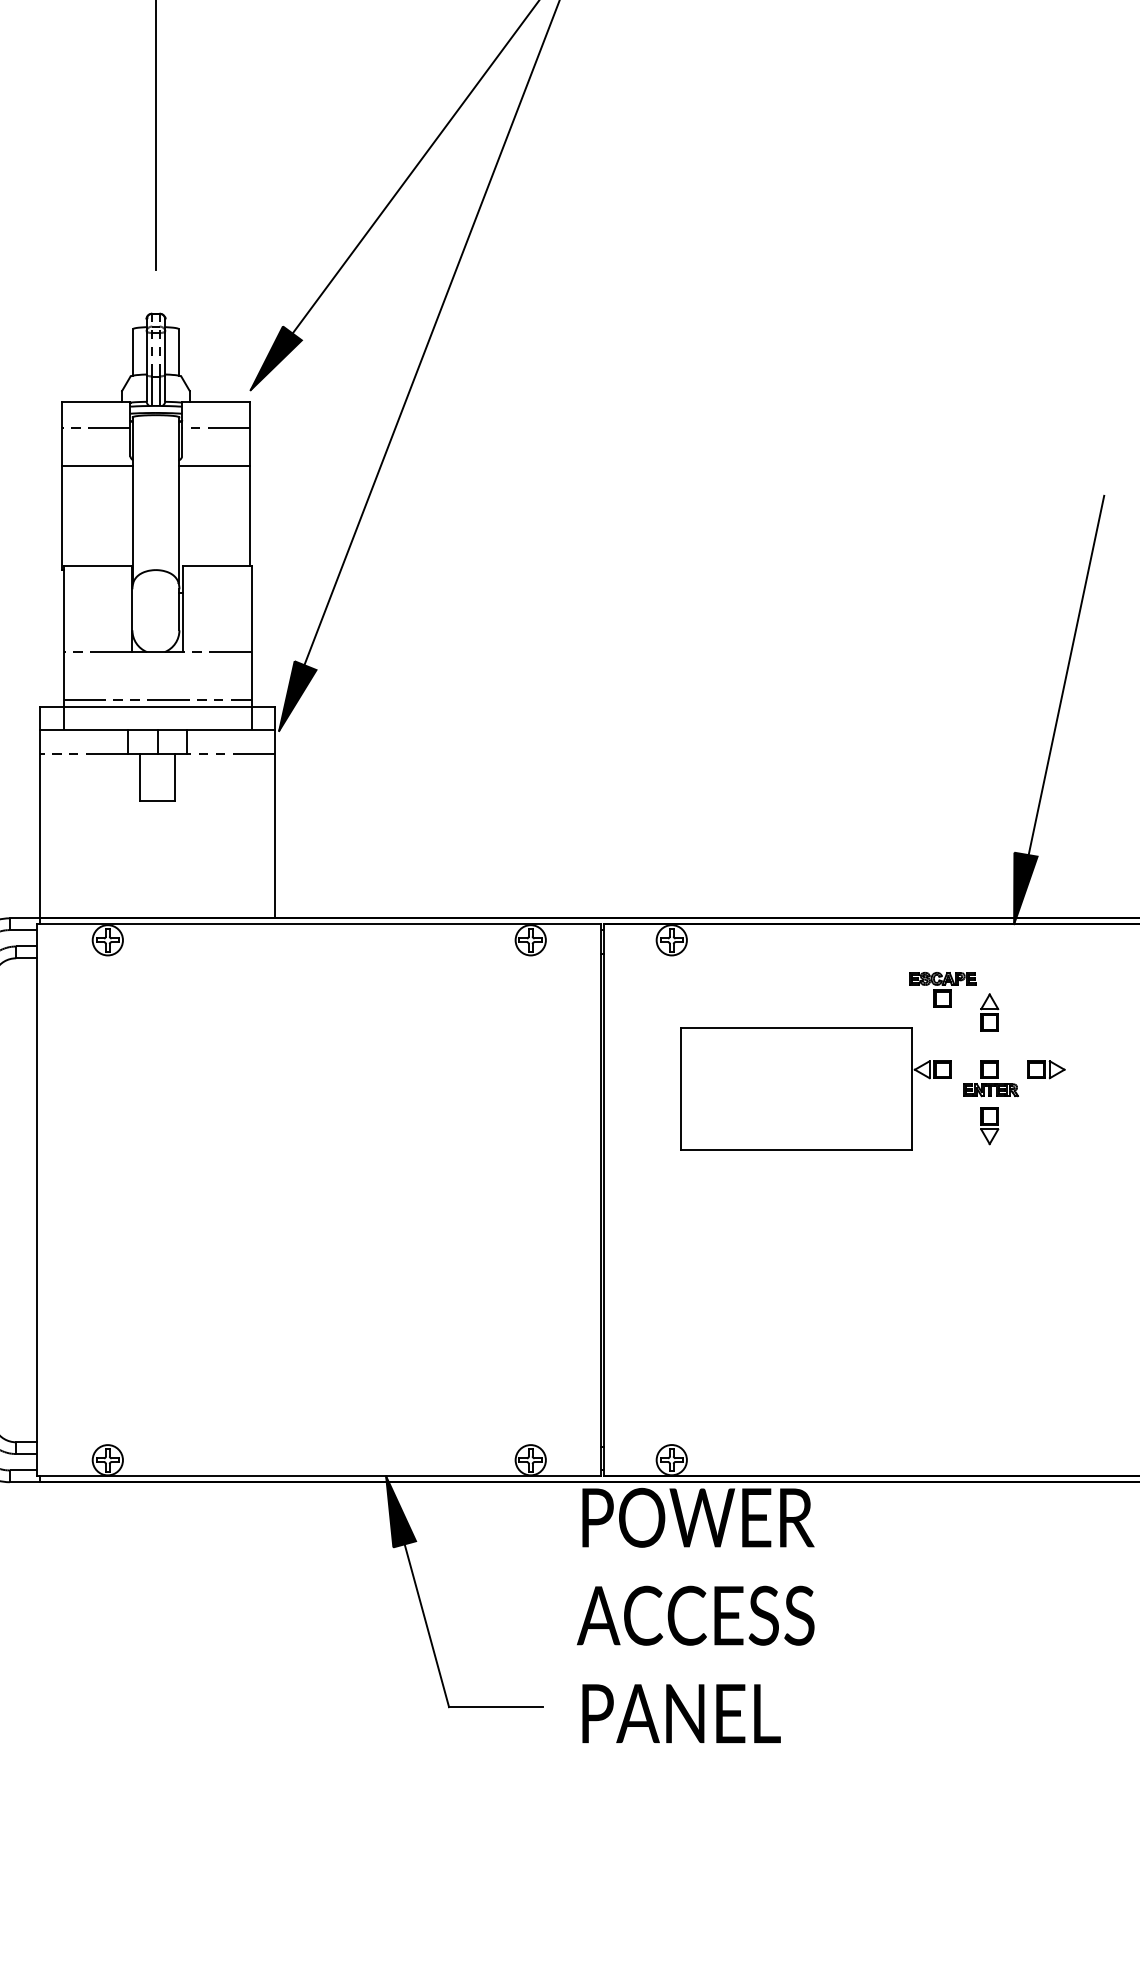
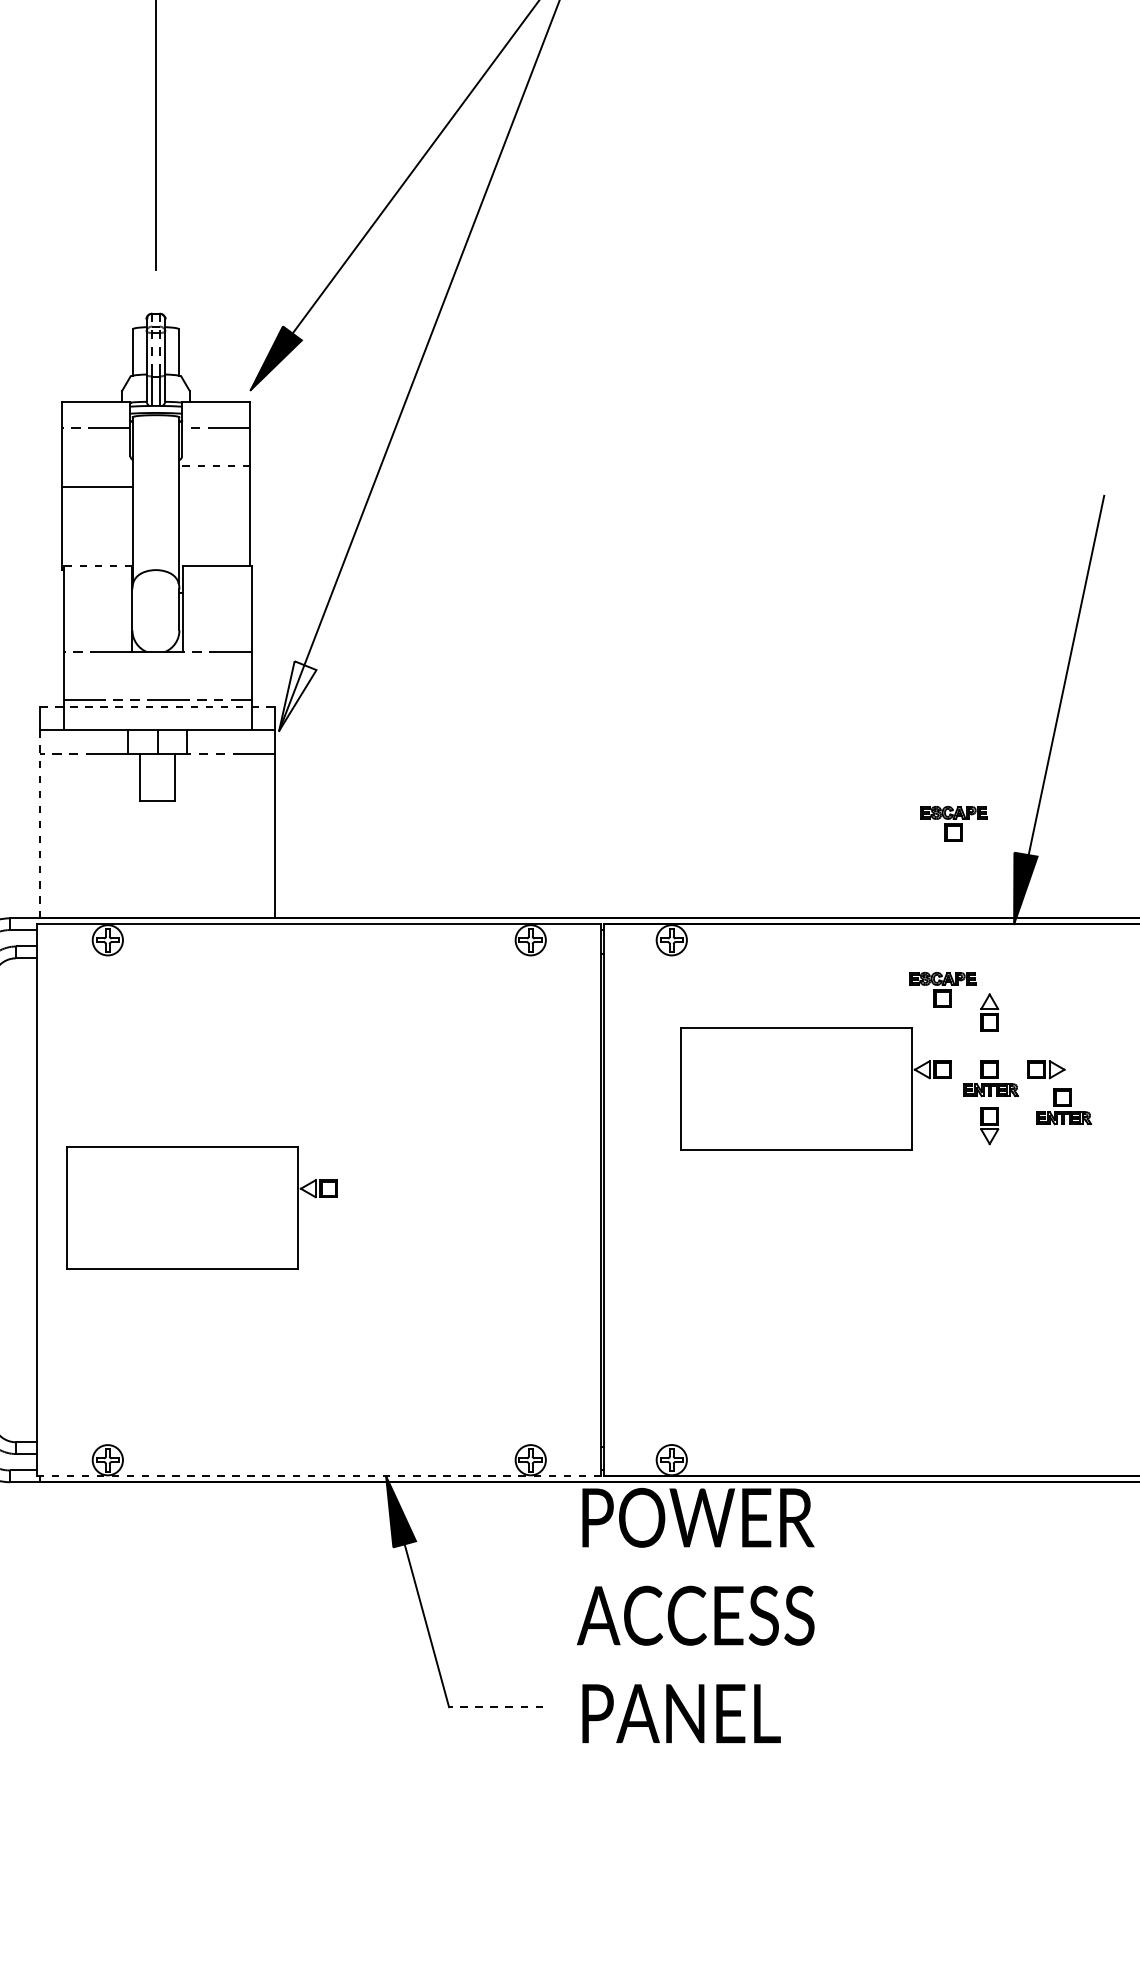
line position: (97, 465) -> (97, 486) (97, 486)
line: solid -> dashed (214, 465)
line: solid -> dashed (97, 565)
fill: present -> none (297, 696)
line: solid -> dashed (158, 706)
part: none -> present (953, 823)
line: solid -> dashed (40, 827)
part: none -> present (1064, 1106)
part: none -> present (201, 1207)
line: solid -> dashed (319, 1476)
line: solid -> dashed (495, 1707)
